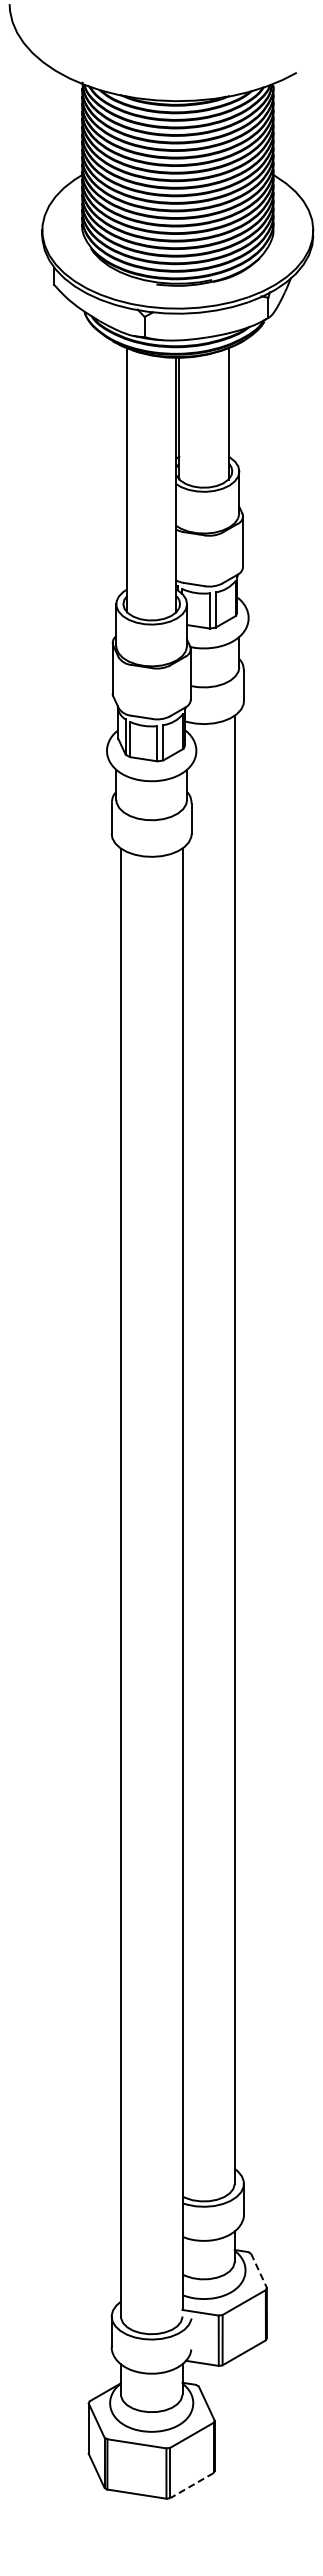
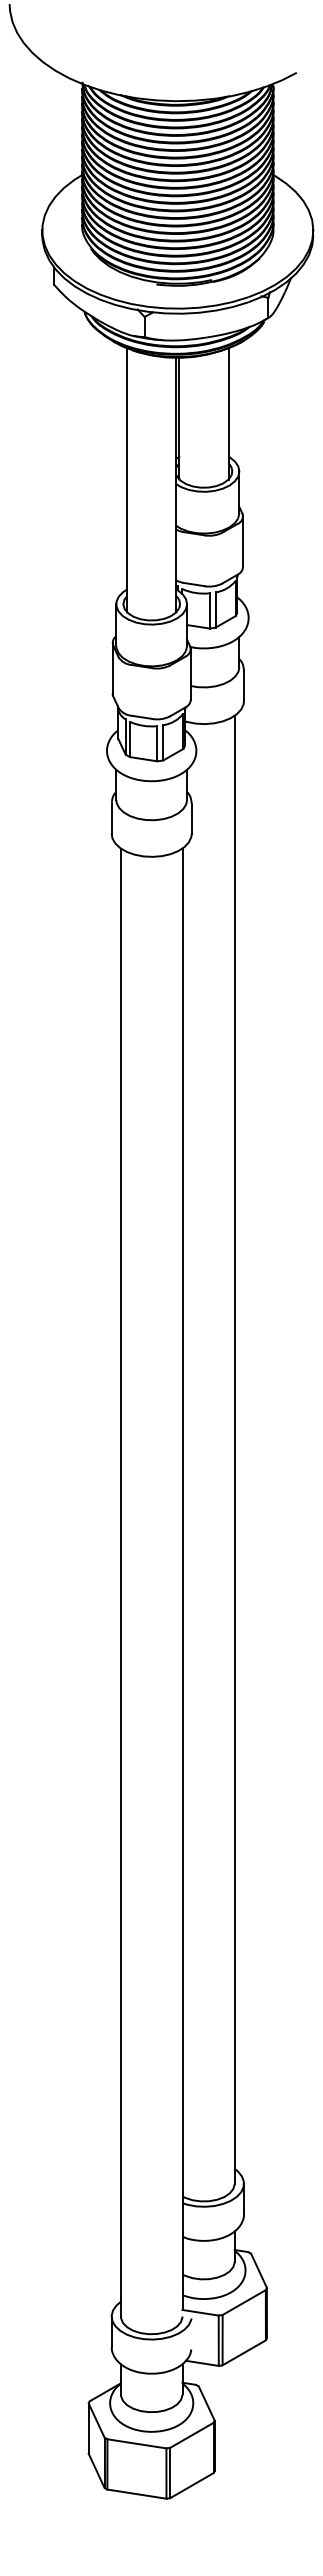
line: dashed -> solid (259, 2270)
line: dashed -> solid (191, 2485)
